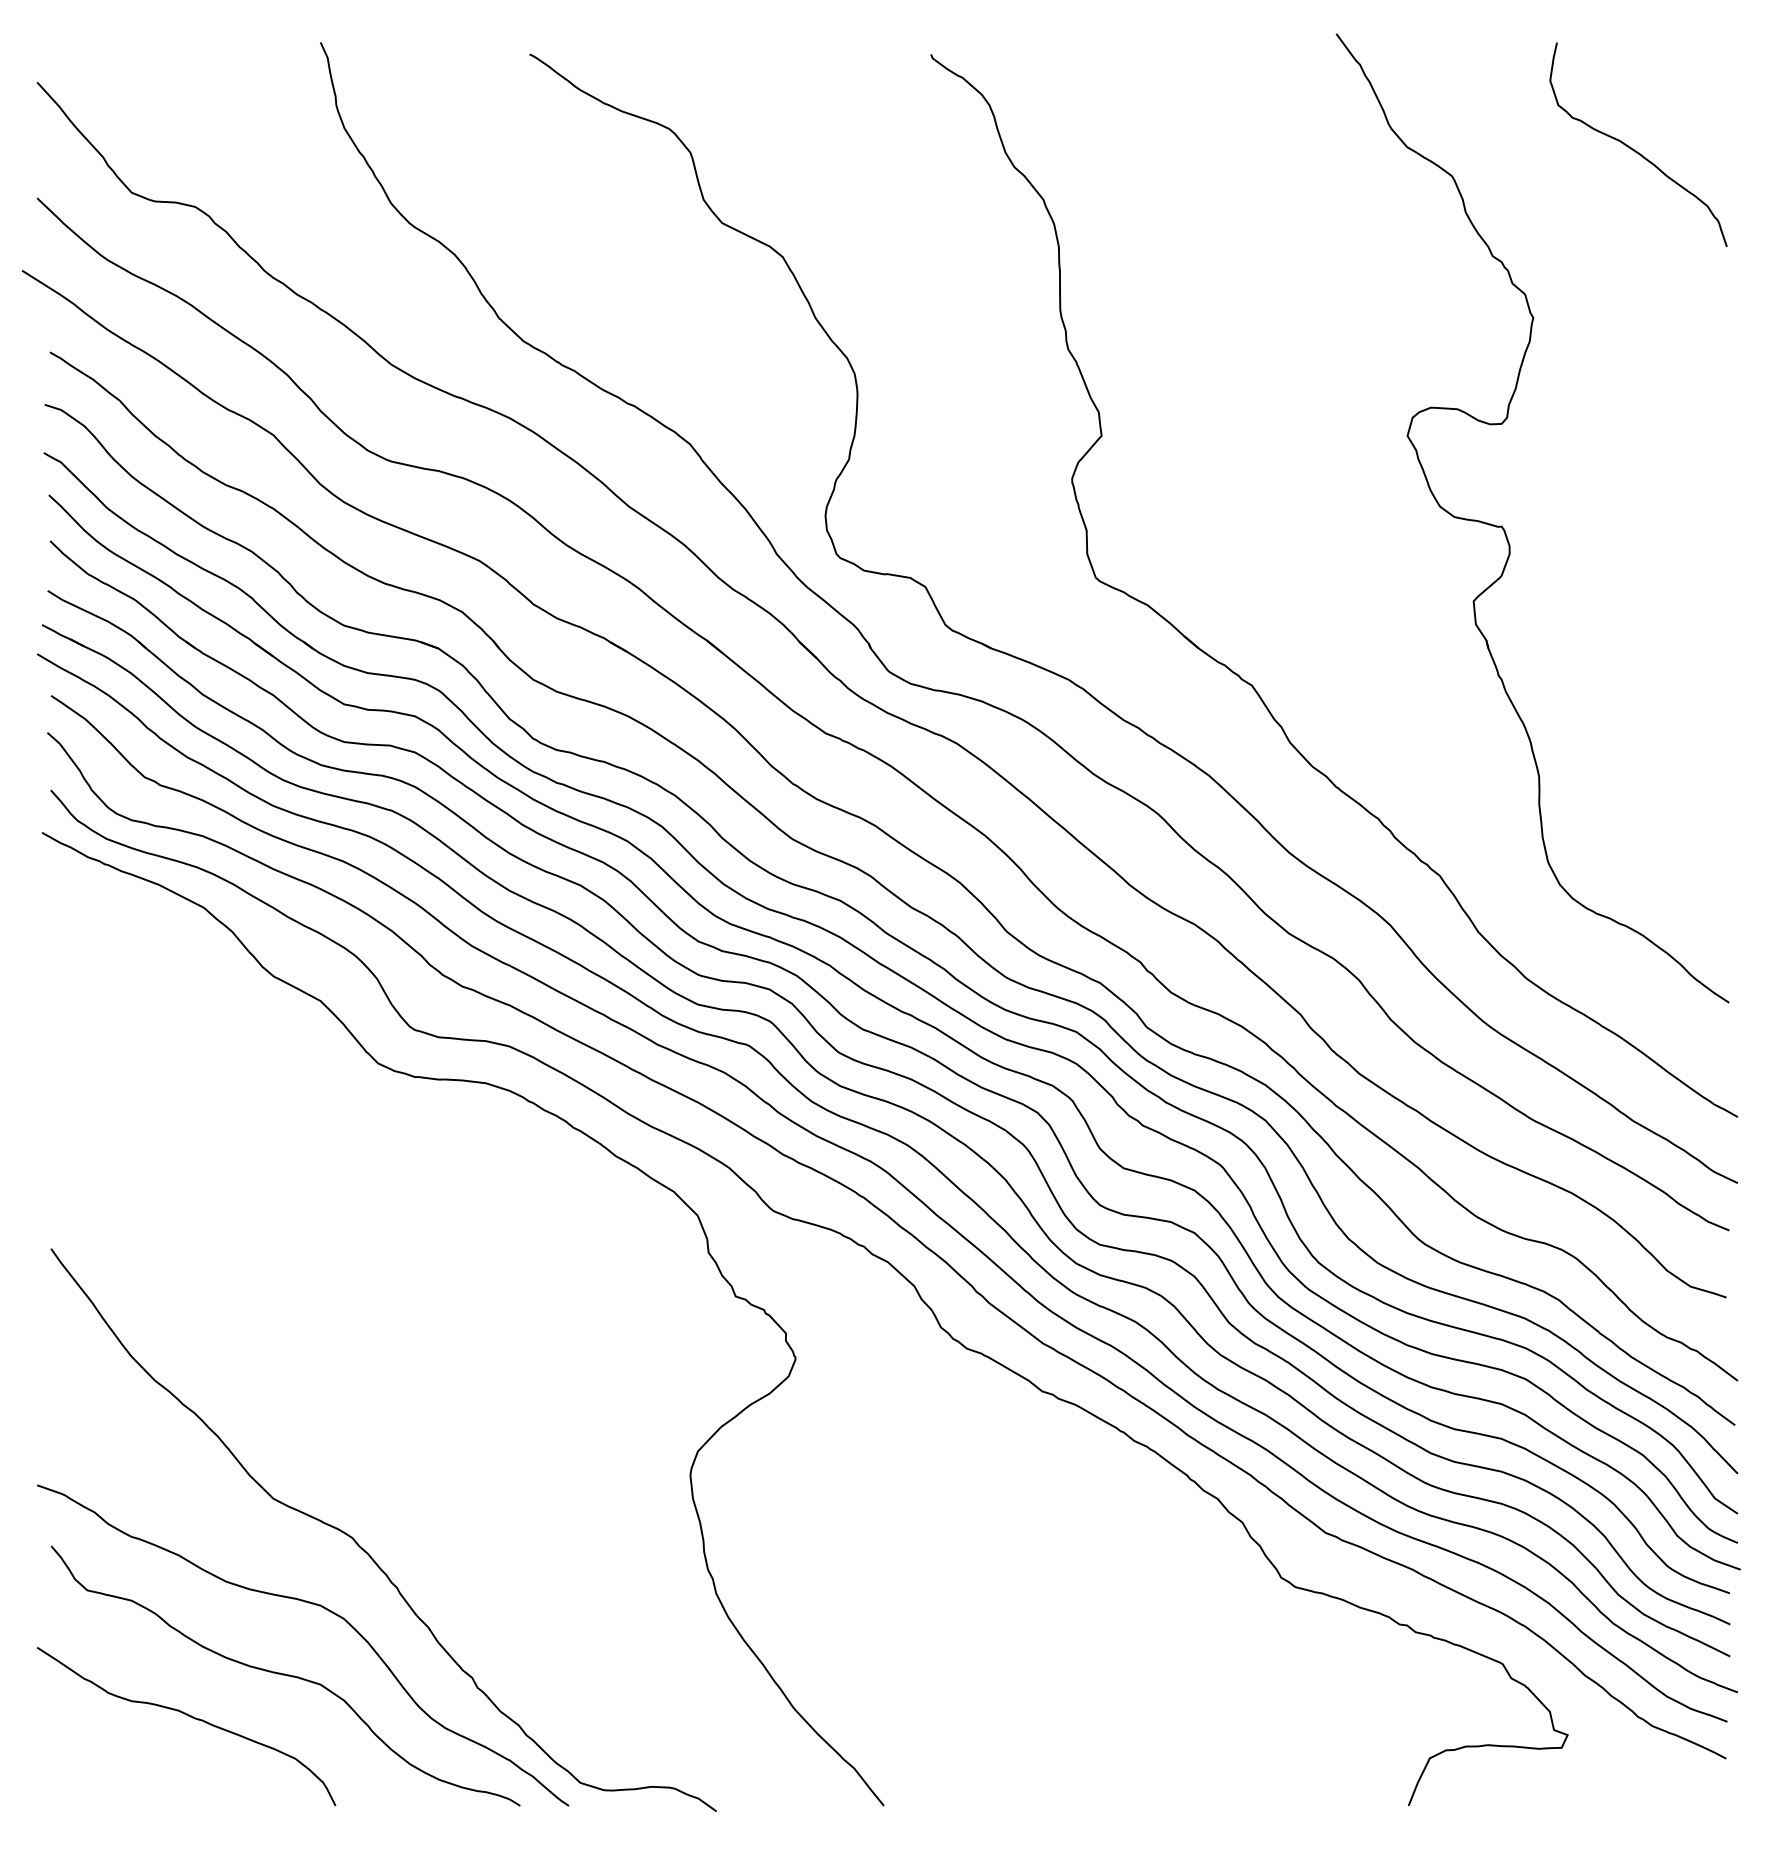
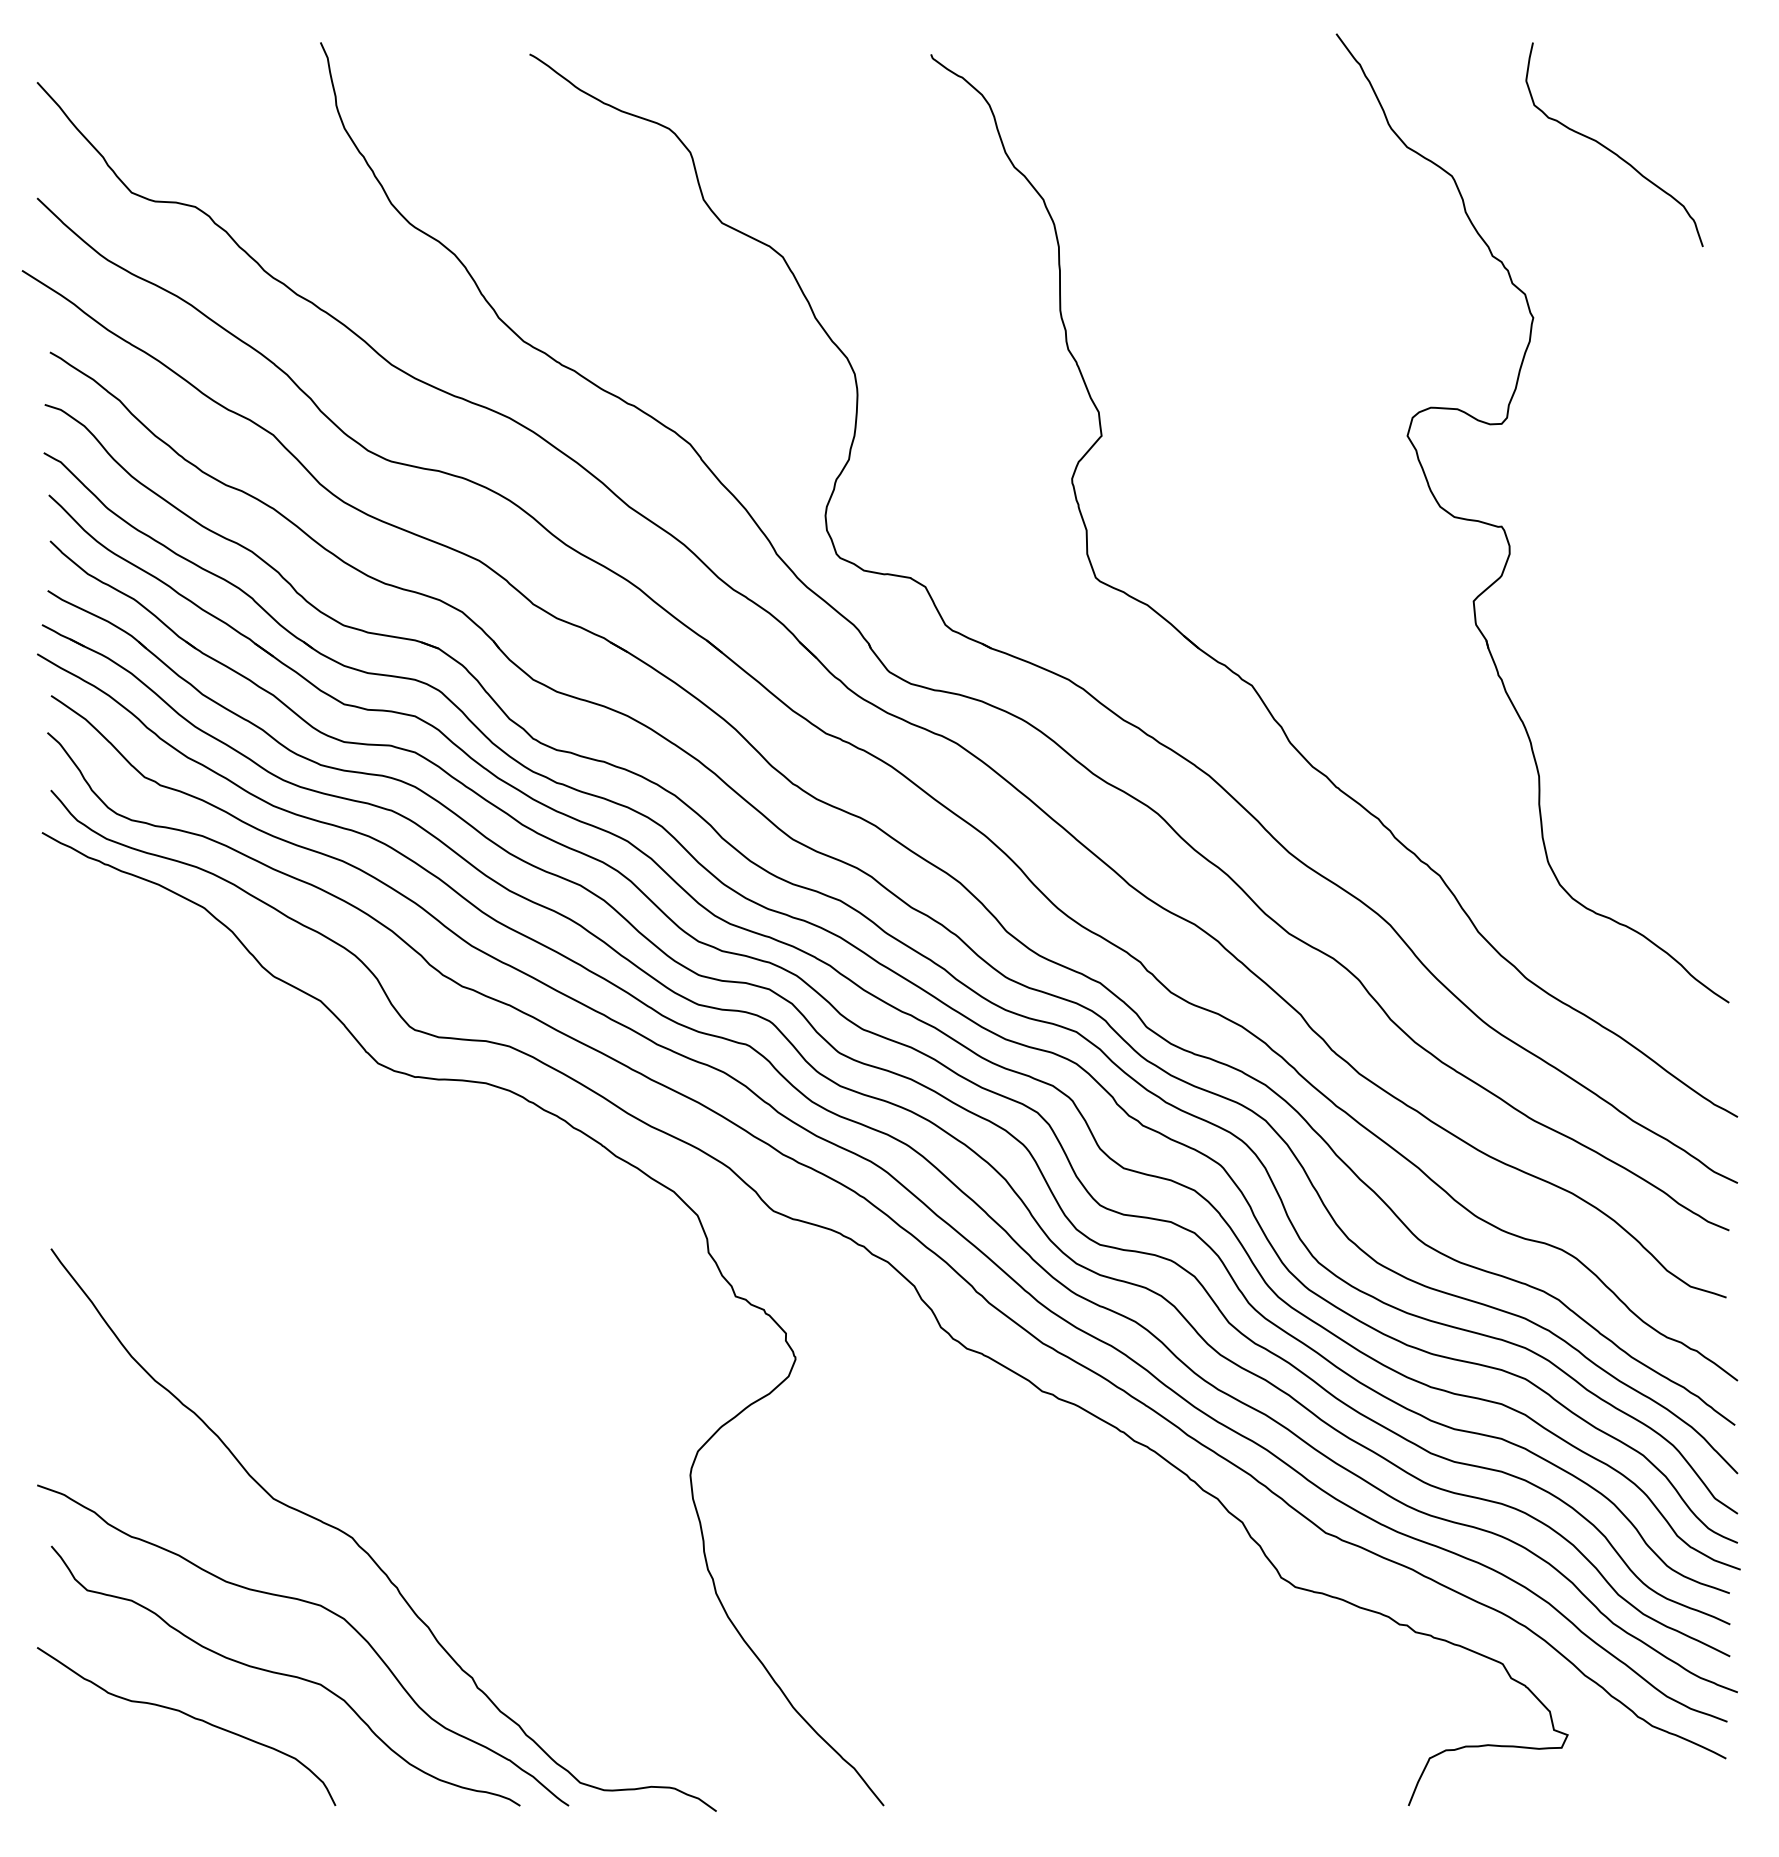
curve position: (1636, 150) -> (1612, 150) (1612, 150)
